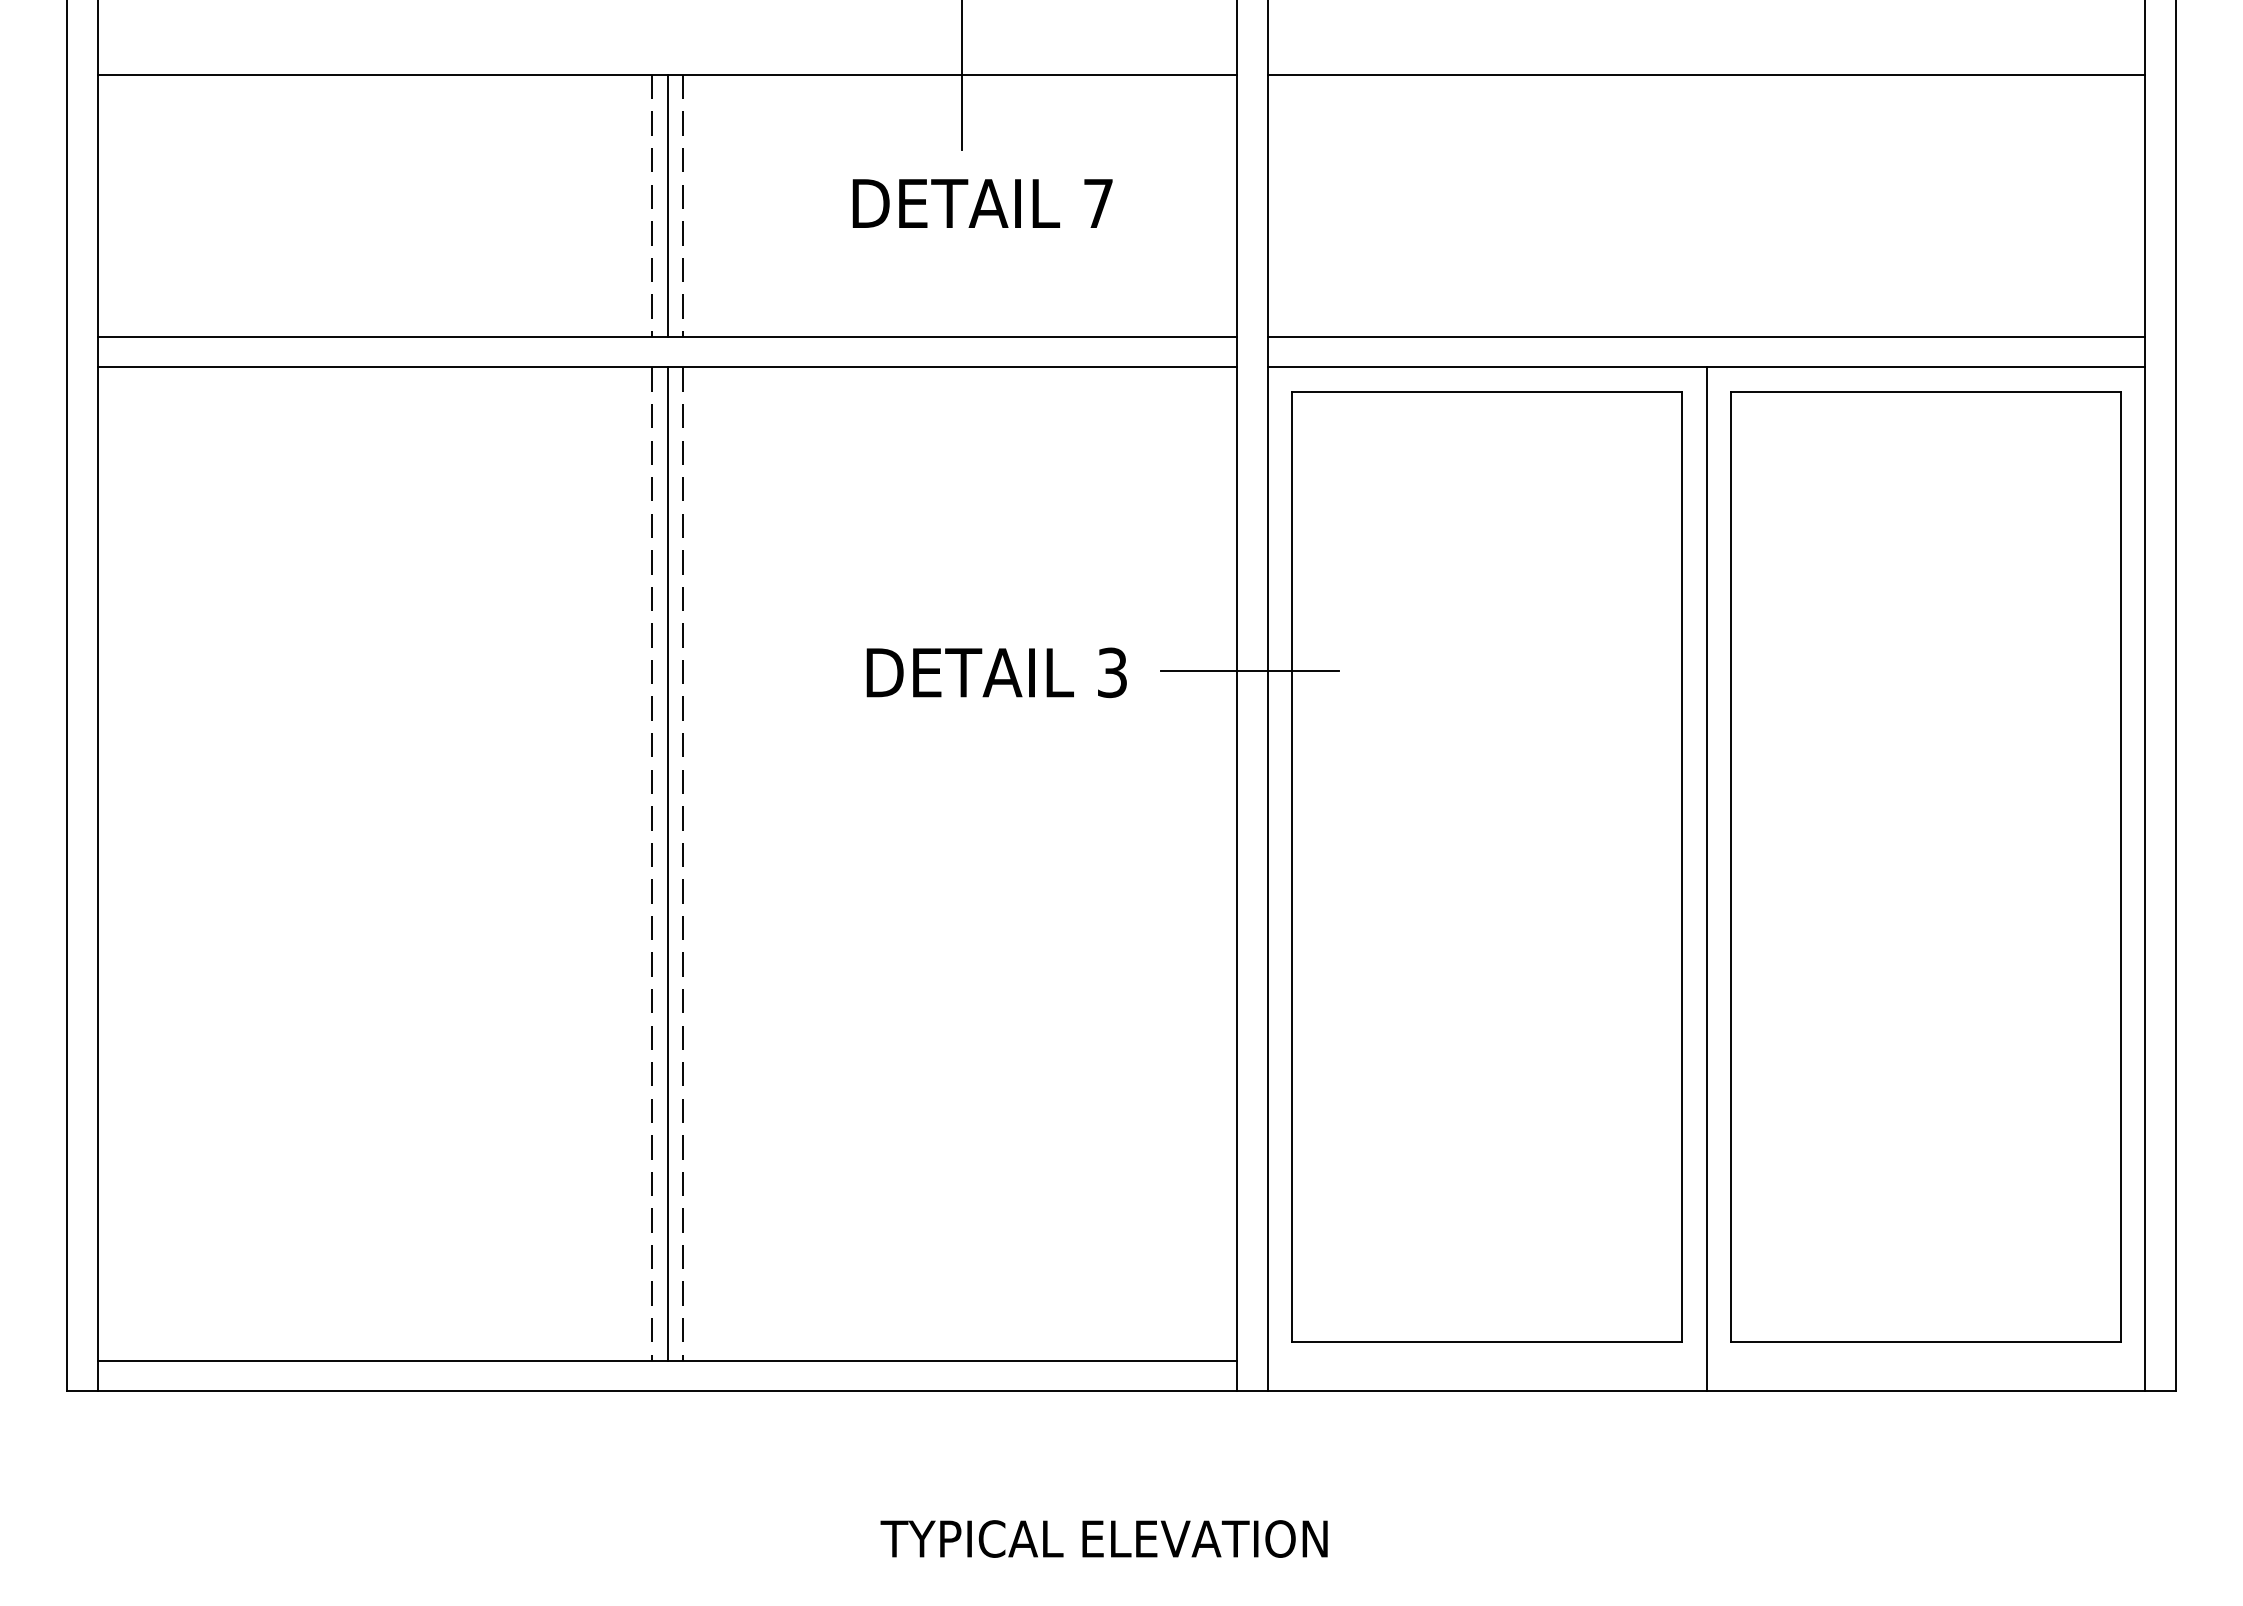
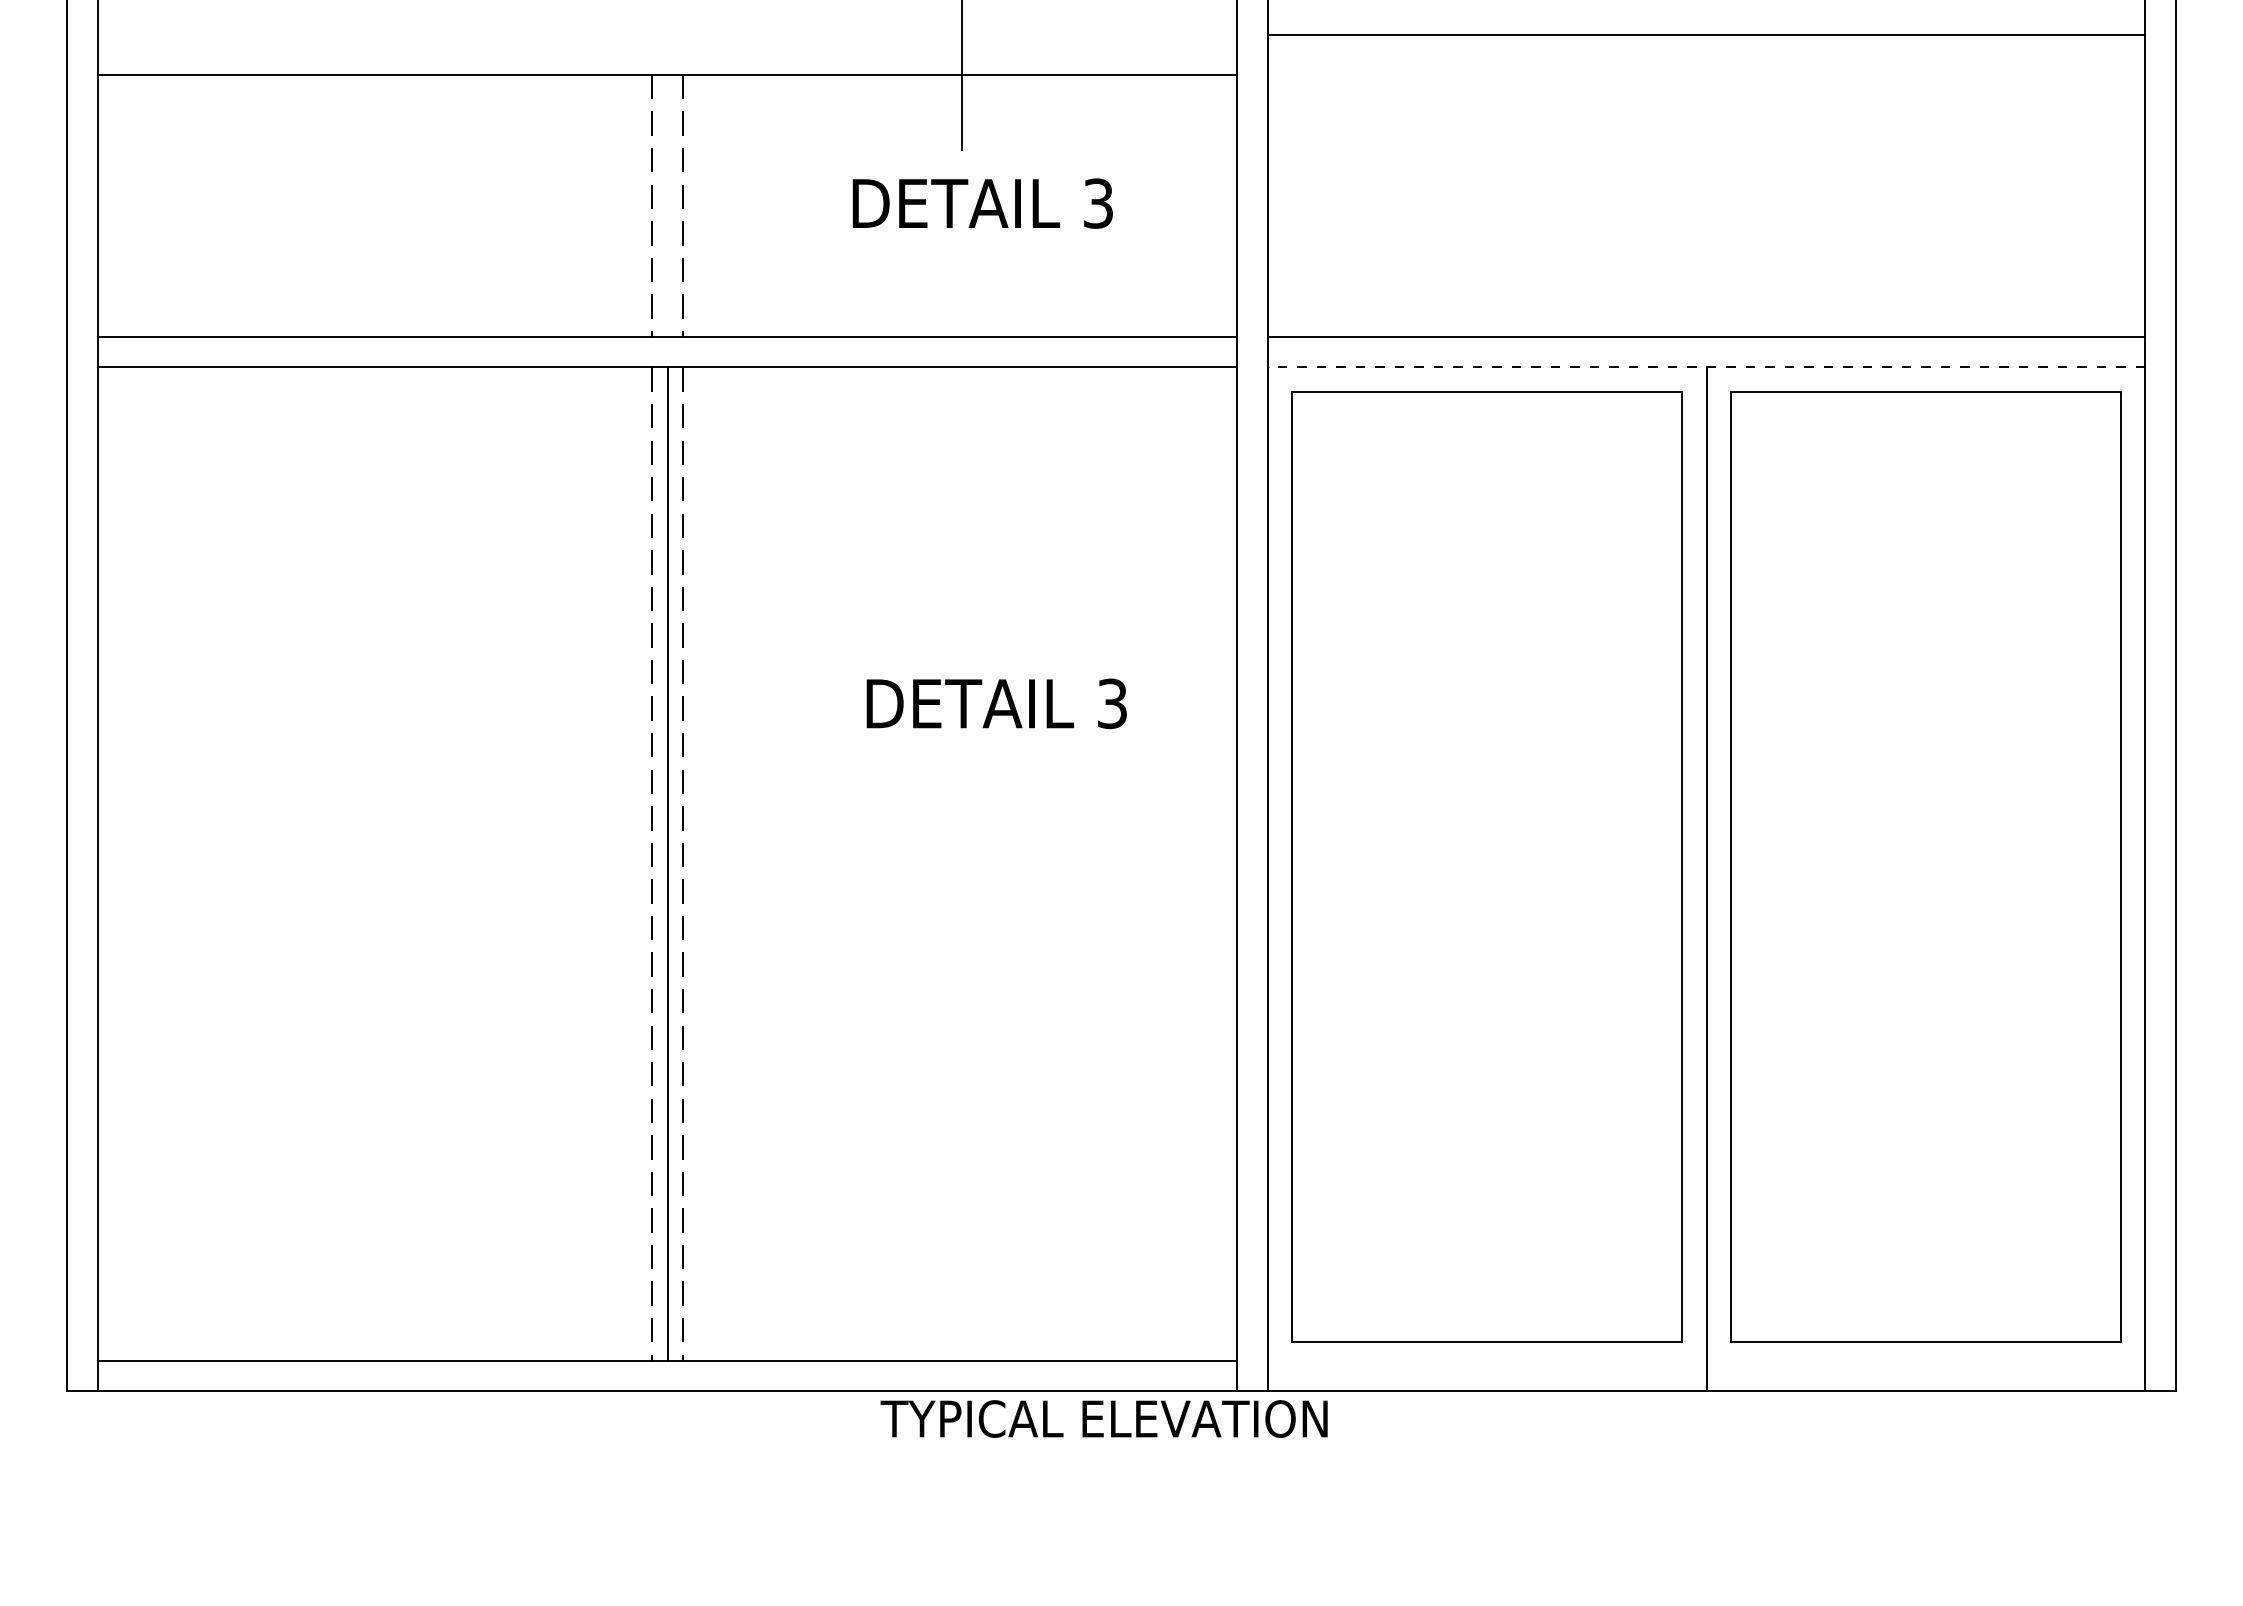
line position: (1706, 74) -> (1706, 34) (1706, 34)
text: 7 -> 3 (1098, 203)
line: present -> none (667, 205)
line: solid -> dashed (1706, 367)
line: present -> none (1249, 670)
text position: (996, 672) -> (996, 703) (996, 703)
text position: (1103, 1538) -> (1103, 1418) (1103, 1418)
